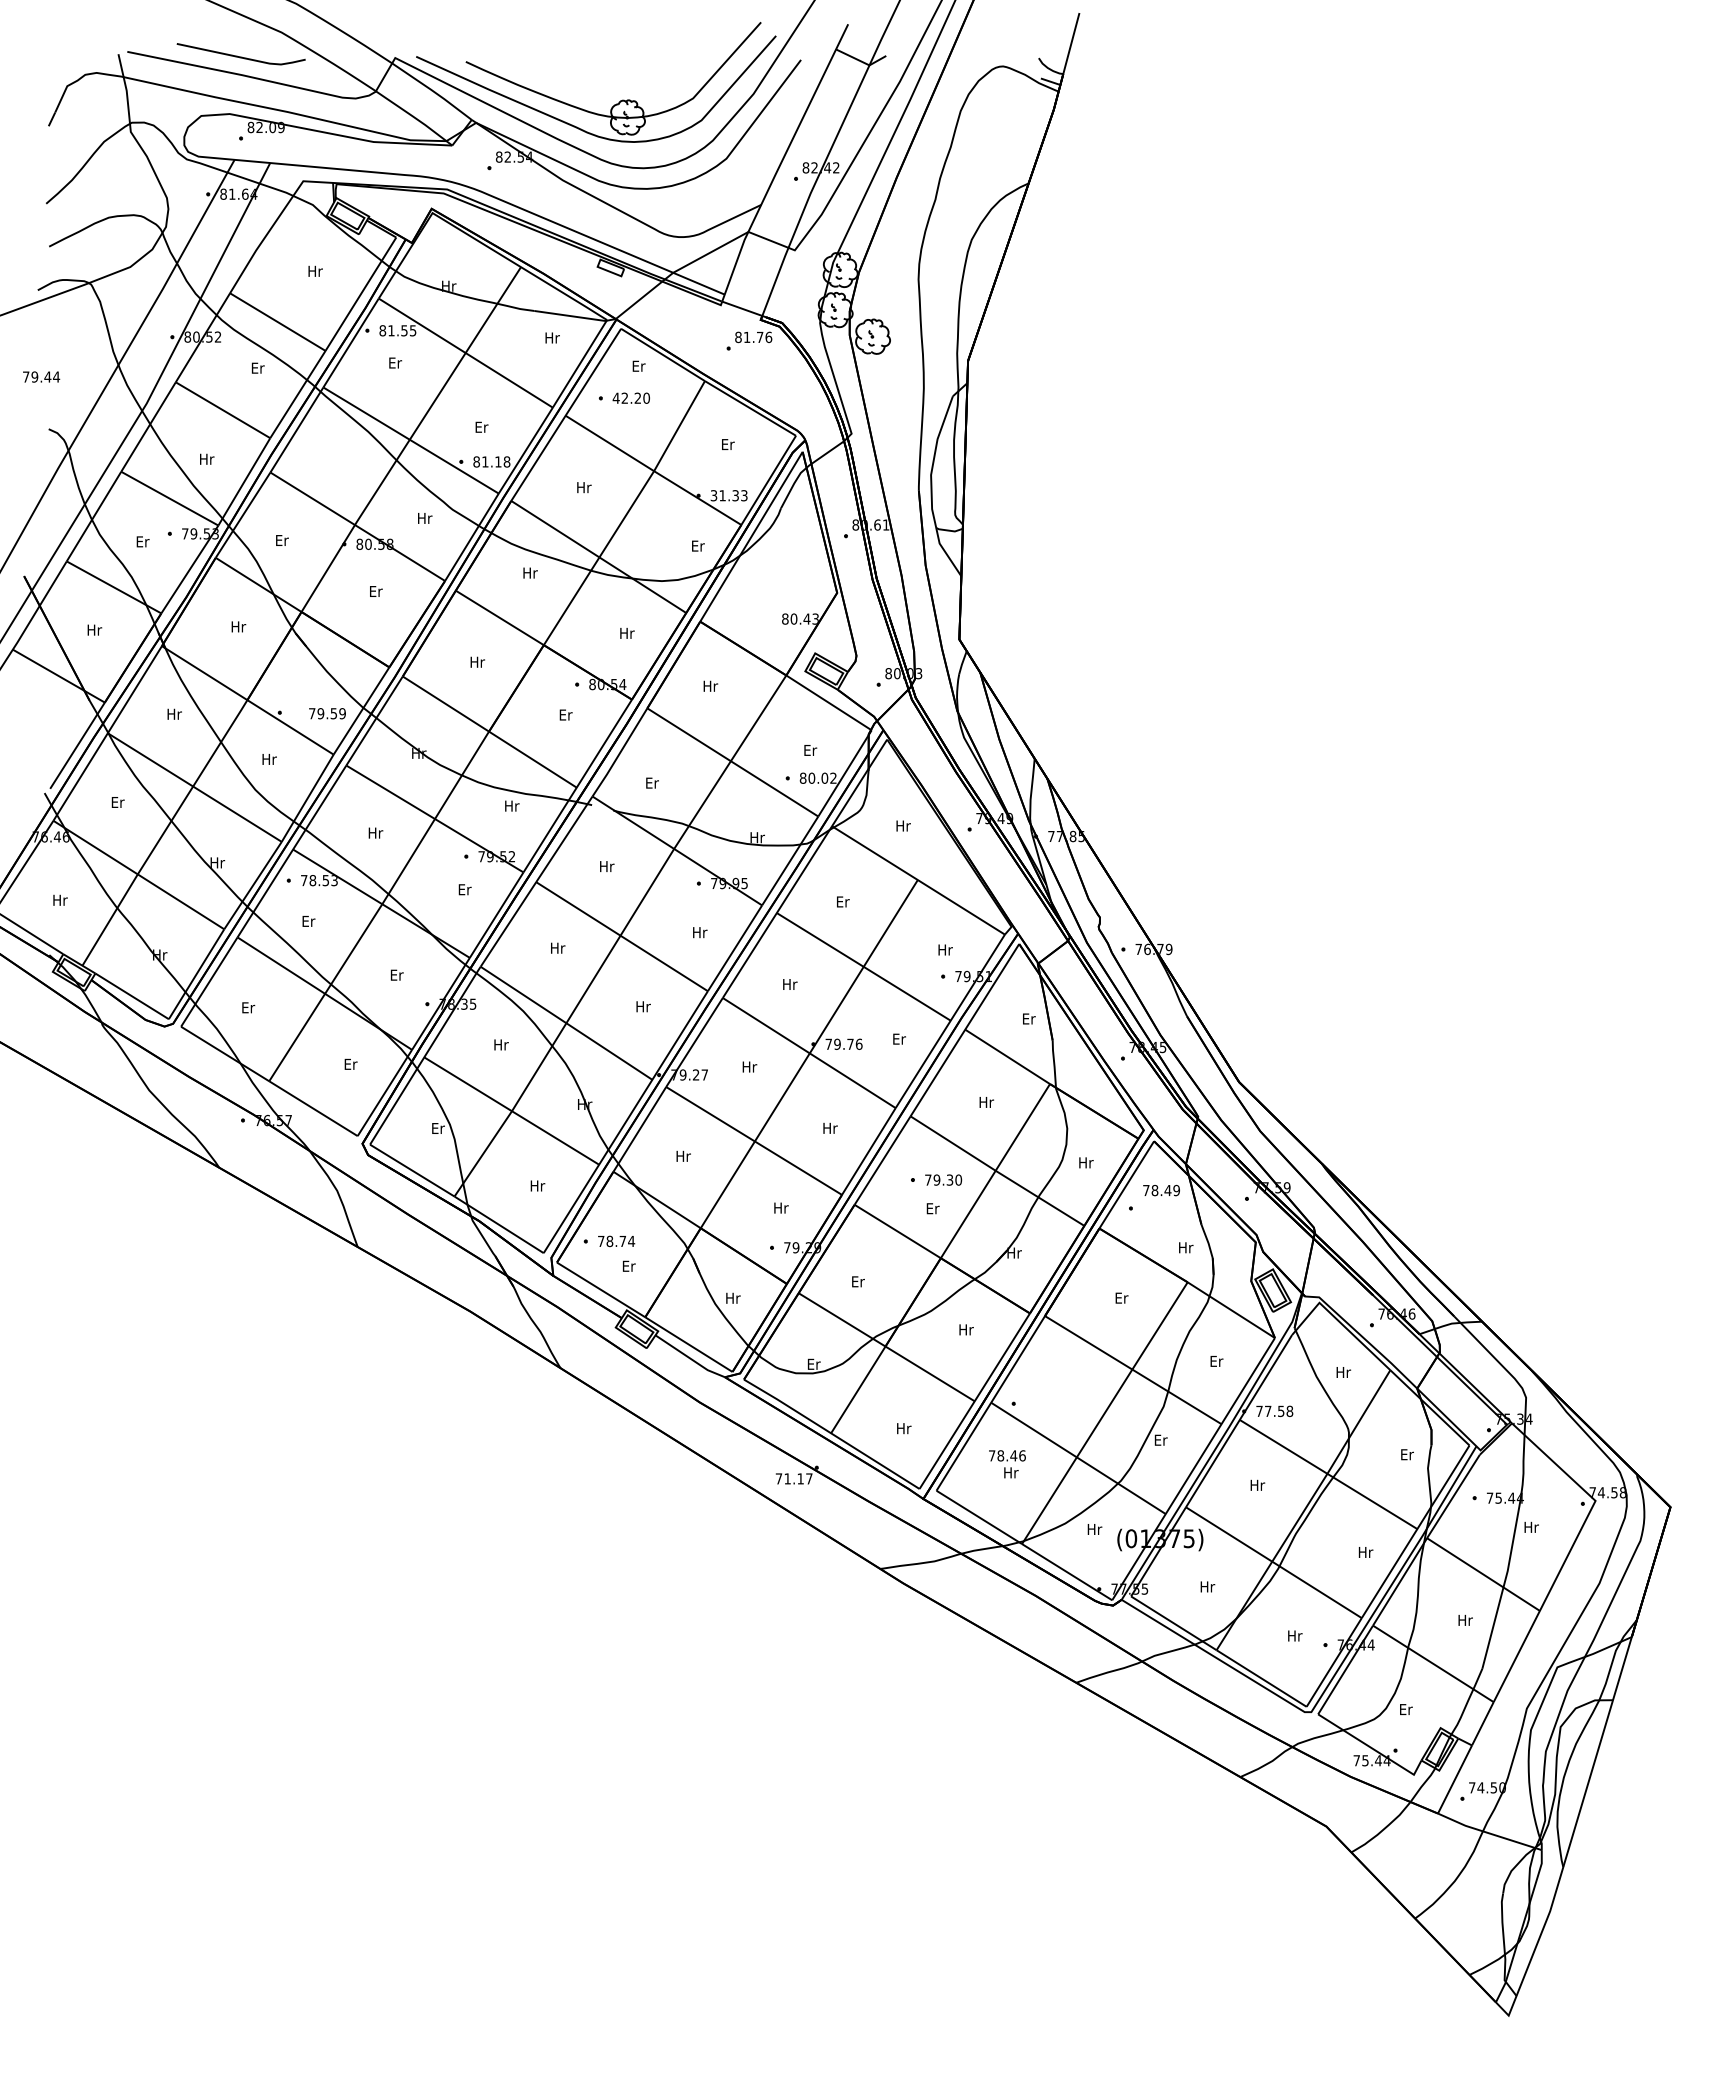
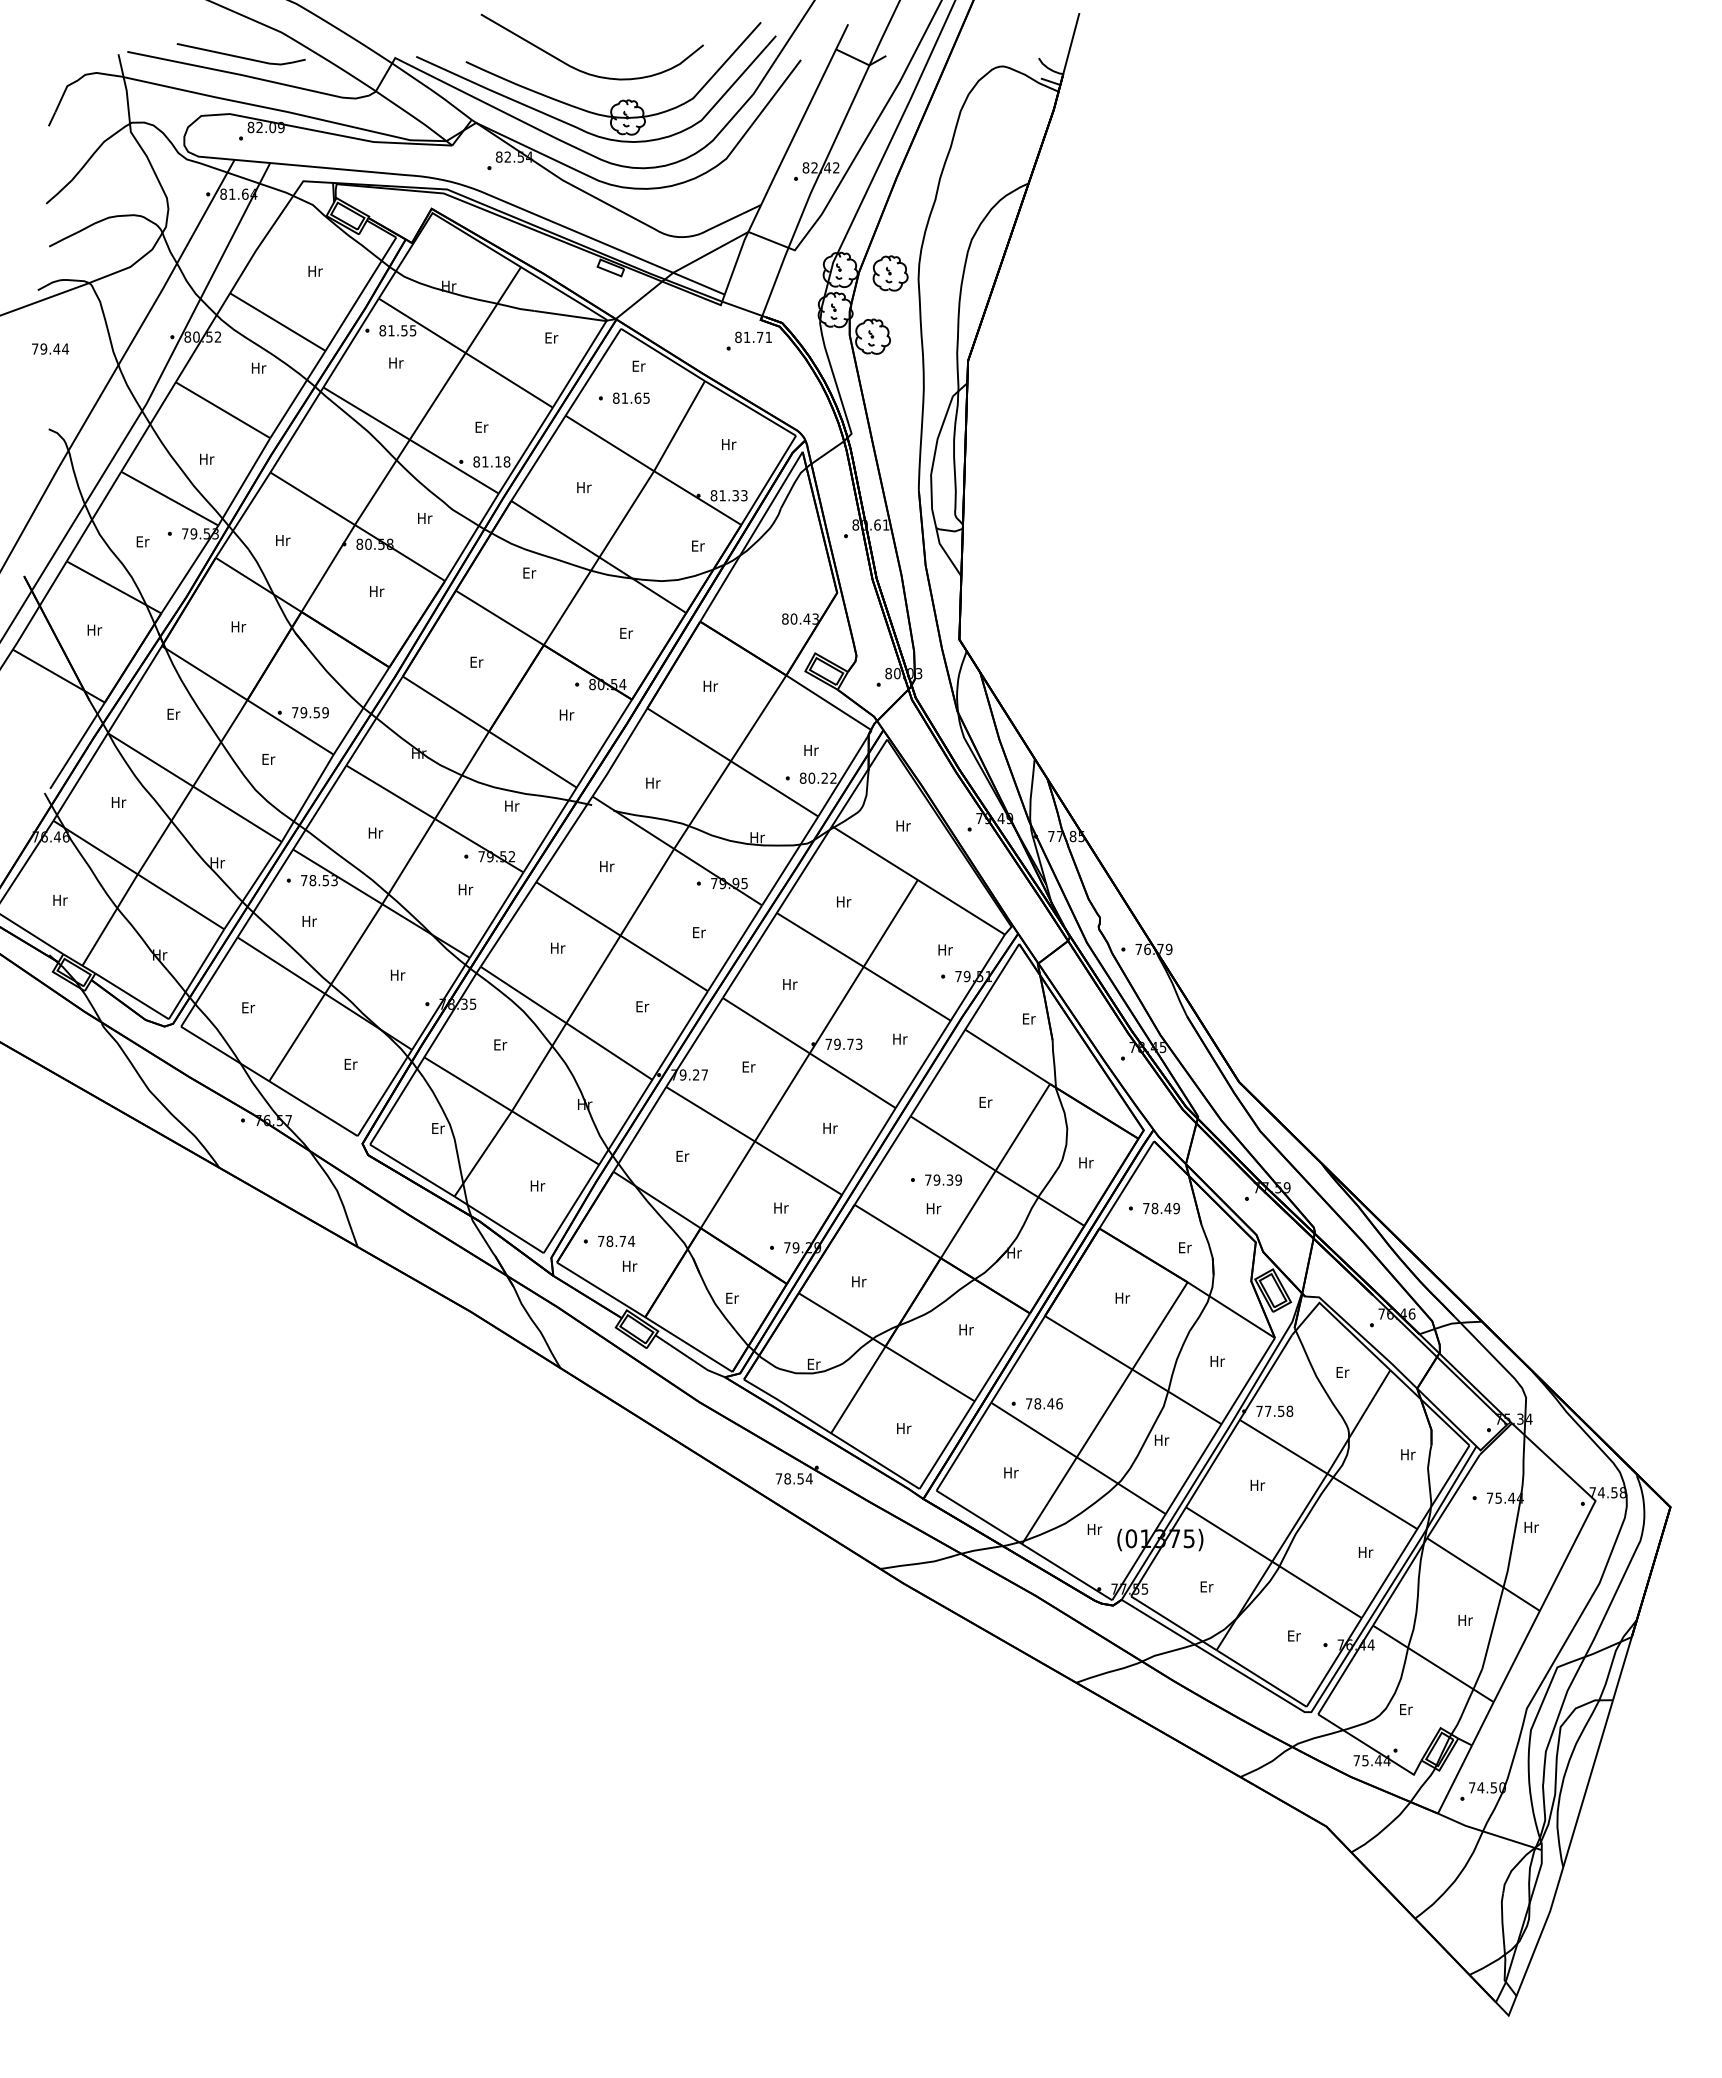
curve: none -> present (582, 70)
part: none -> present (890, 273)
text: Hr -> Er (552, 337)
text: 81.76 -> 81.71 (768, 337)
text: Er -> Hr (396, 362)
text: Er -> Hr (259, 367)
text position: (41, 376) -> (50, 348) (50, 348)
text: 42.20 -> 81.65 (631, 397)
text: Er -> Hr (729, 444)
text: 31.33 -> 81.33 (713, 495)
text: Er -> Hr (283, 540)
text: Hr -> Er (530, 572)
text: Er -> Hr (377, 591)
text: Hr -> Er (627, 632)
text: Hr -> Er (478, 661)
text: Hr -> Er (175, 713)
text position: (327, 713) -> (310, 712) (310, 712)
text: Er -> Hr (567, 714)
text: Er -> Hr (811, 750)
text: Hr -> Er (269, 758)
text: 80.02 -> 80.22 (824, 777)
text: Er -> Hr (653, 782)
text: Er -> Hr (119, 802)
text: Er -> Hr (466, 889)
text: Er -> Hr (844, 901)
text: Er -> Hr (310, 920)
text: Hr -> Er (700, 932)
text: Er -> Hr (398, 974)
text: Hr -> Er (643, 1006)
text: Er -> Hr (900, 1038)
text: 79.76 -> 79.73 (858, 1043)
text: Hr -> Er (501, 1044)
text: Hr -> Er (750, 1066)
text: Hr -> Er (987, 1102)
text: Hr -> Er (683, 1155)
text: 79.30 -> 79.39 (958, 1179)
text position: (1161, 1190) -> (1161, 1208) (1161, 1208)
text: Er -> Hr (934, 1208)
text: Hr -> Er (1186, 1247)
text: Er -> Hr (630, 1265)
text: Er -> Hr (859, 1281)
text: Hr -> Er (733, 1297)
text: Er -> Hr (1123, 1297)
text: Er -> Hr (1218, 1360)
text: Hr -> Er (1344, 1372)
text: Er -> Hr (1162, 1439)
text: Er -> Hr (1408, 1454)
text position: (1007, 1455) -> (1044, 1403) (1044, 1403)
text: 71.17 -> 78.54 (798, 1478)
text: Hr -> Er (1208, 1586)
text: Hr -> Er (1295, 1635)
